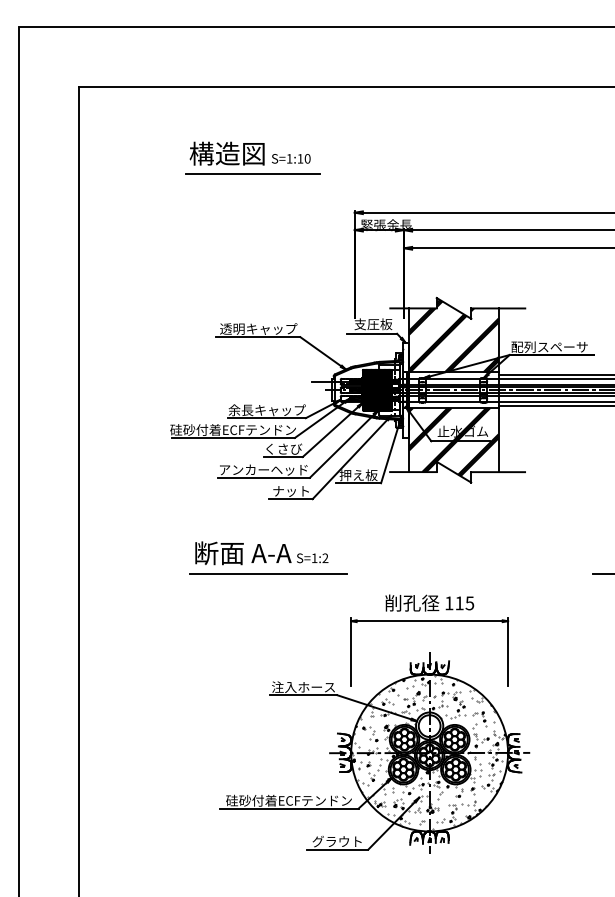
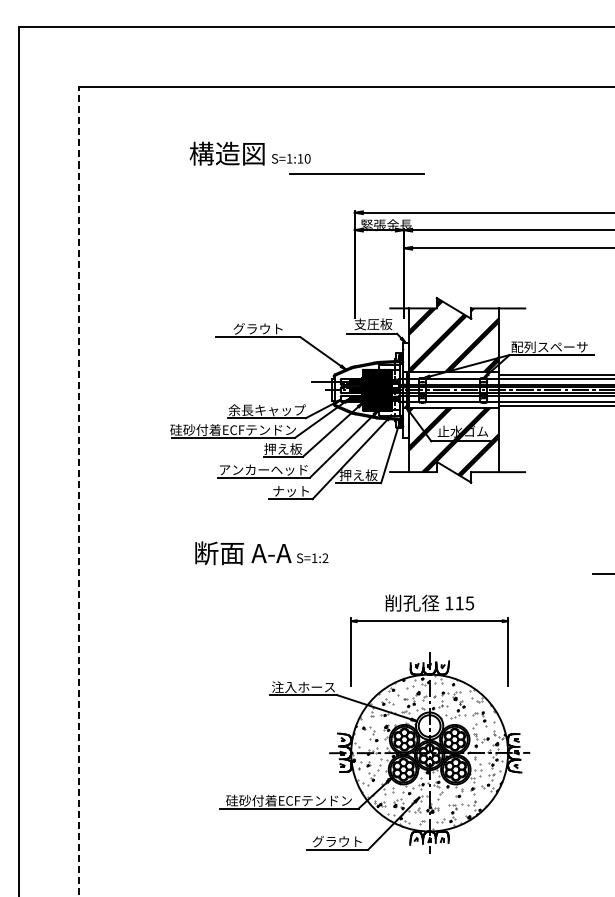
line position: (252, 173) -> (356, 173) (356, 173)
text: 透明キャップ -> グラウト (258, 328)
text: くさび -> 押え板 (283, 448)
line: solid -> dashed (78, 491)
line: present -> none (268, 573)
